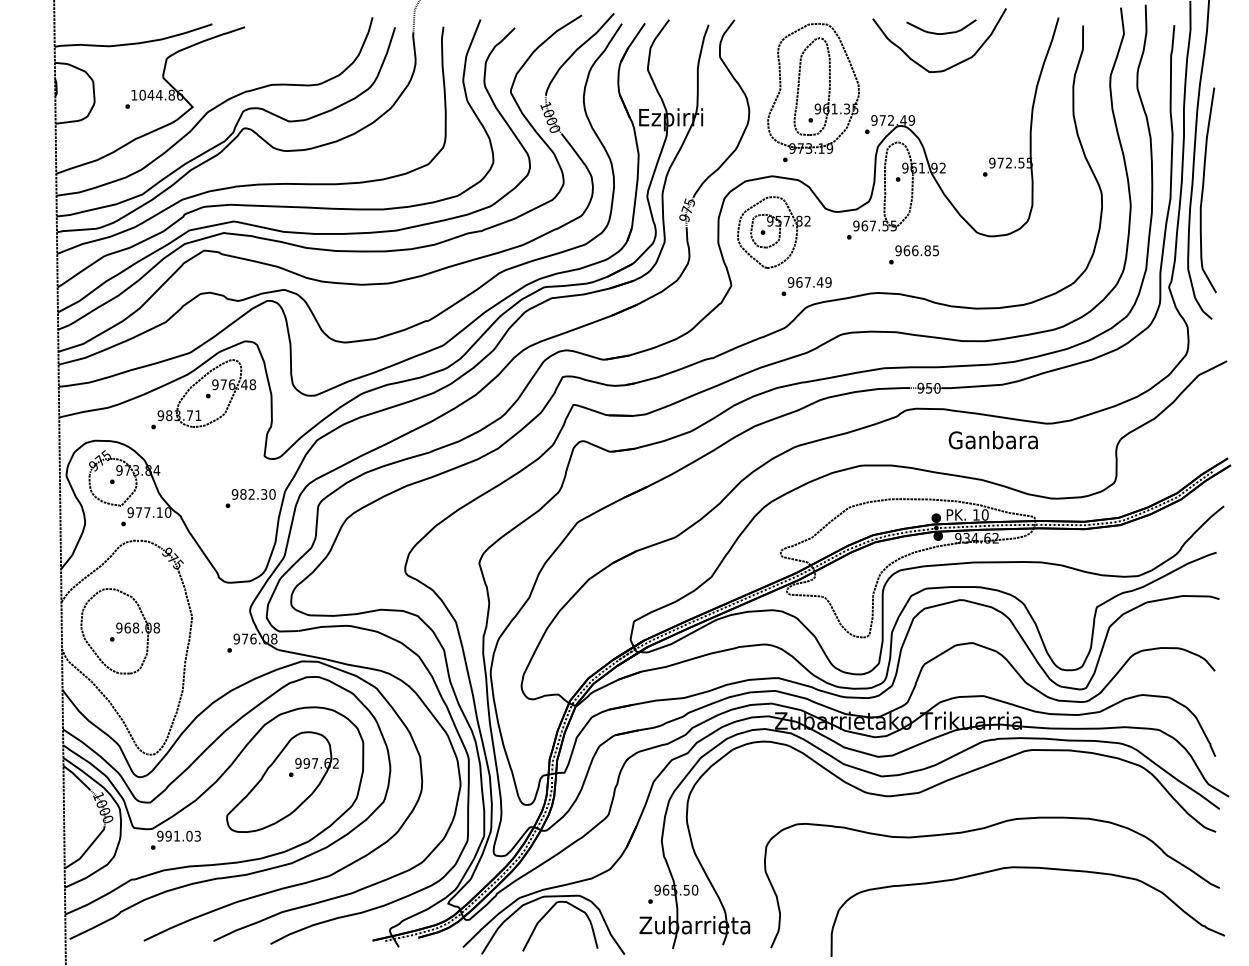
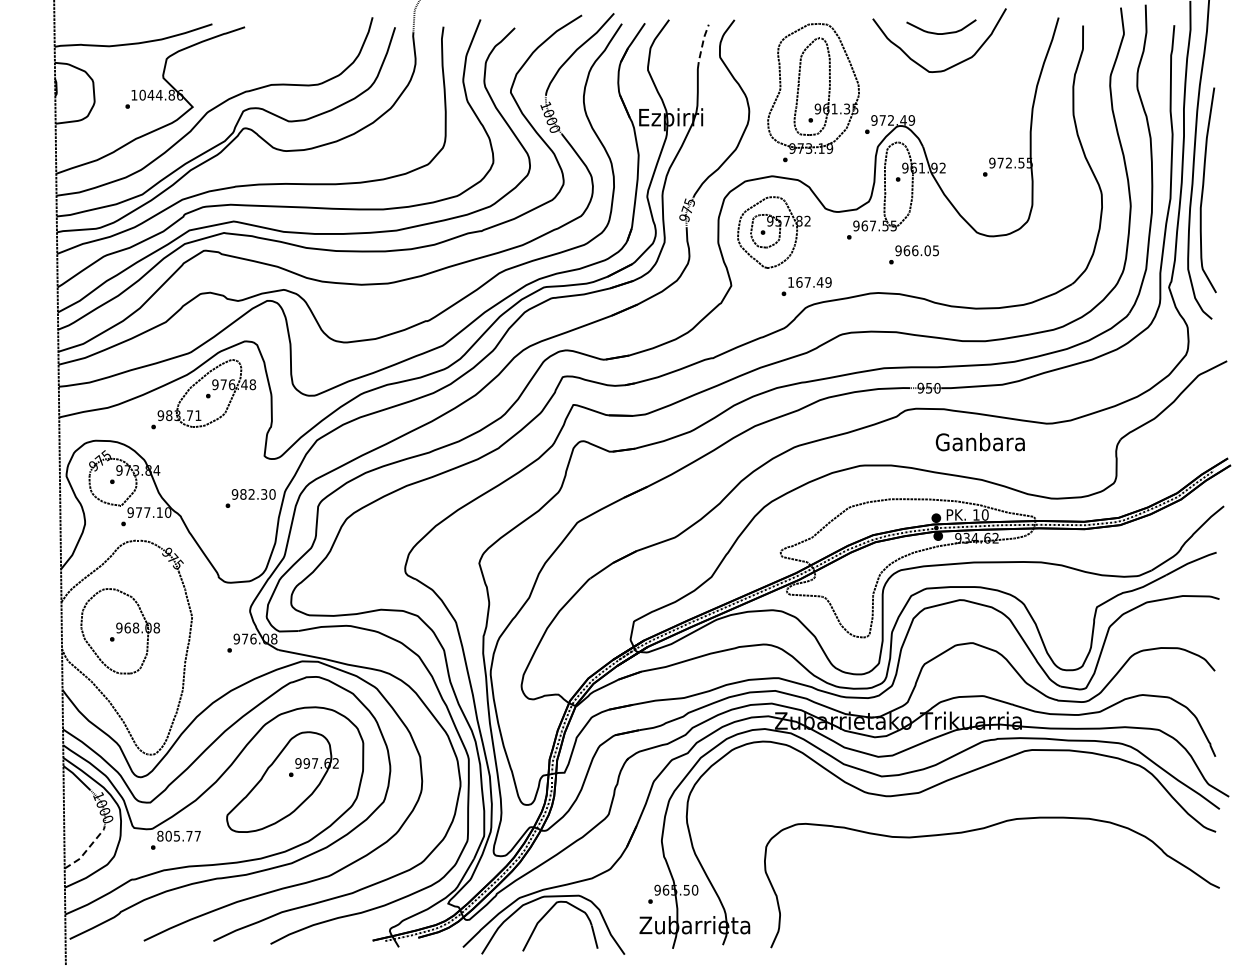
line: solid -> dashed (702, 45)
text: 966.85 -> 966.05 (927, 250)
text: 967.49 -> 167.49 (790, 282)
text position: (992, 440) -> (979, 442) (979, 442)
text: 991.03 -> 805.77 (178, 835)
line: solid -> dashed (87, 849)
curve: present -> none (1027, 868)
